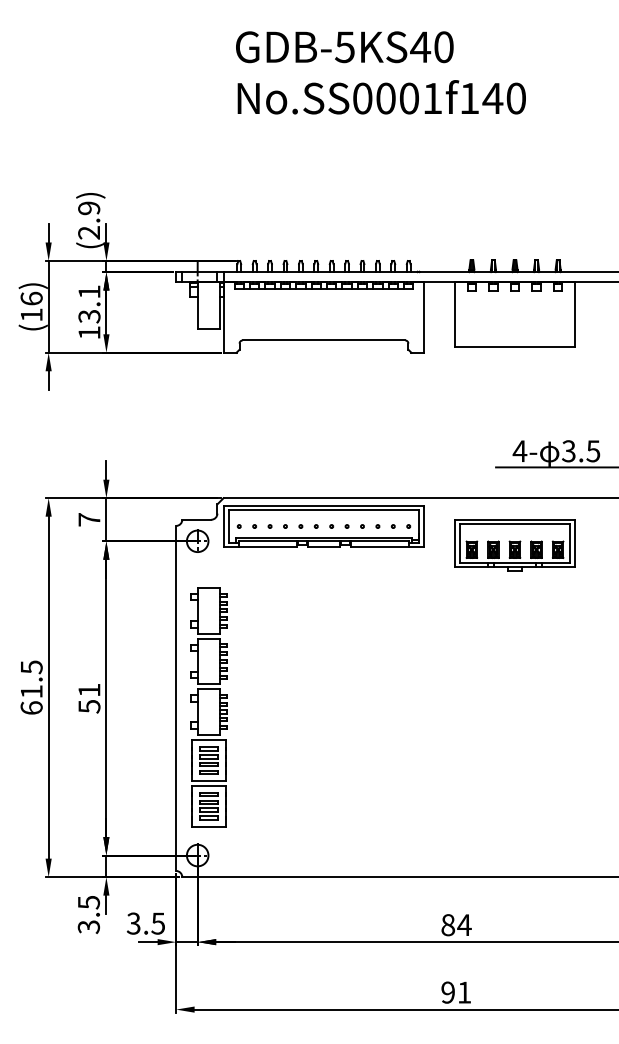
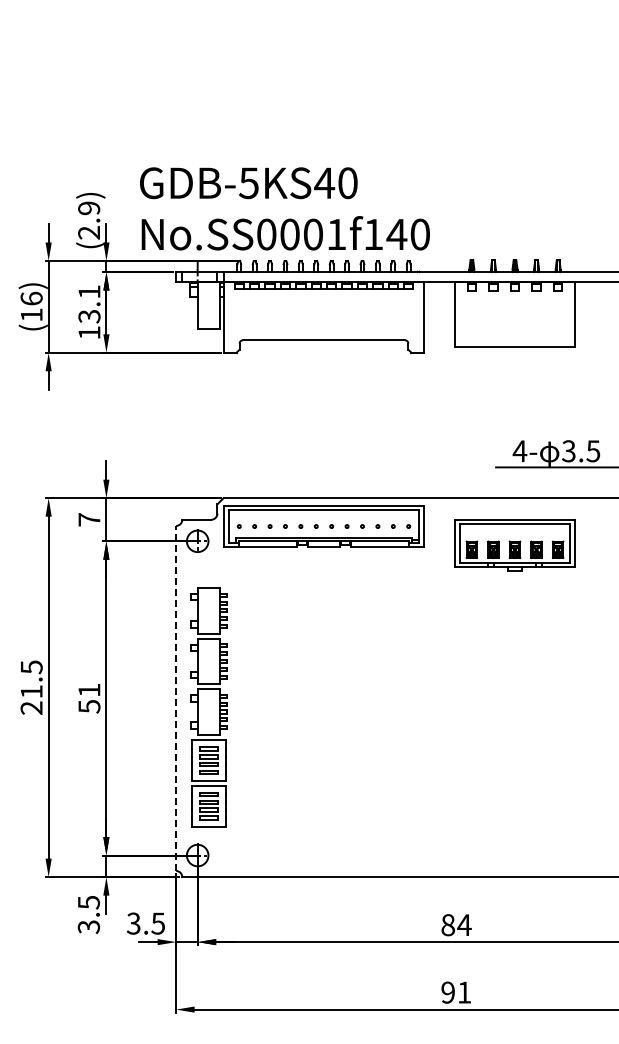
text position: (380, 72) -> (284, 208) (284, 208)
line: solid -> dashed (176, 698)
text: 61.5 -> 21.5 (31, 707)
